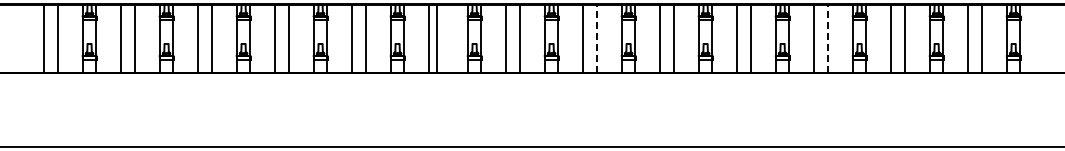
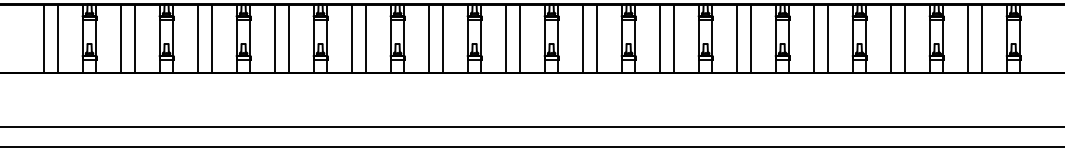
line position: (436, 38) -> (442, 38) (442, 38)
line: dashed -> solid (596, 38)
line: dashed -> solid (827, 38)
line: none -> present (531, 127)
